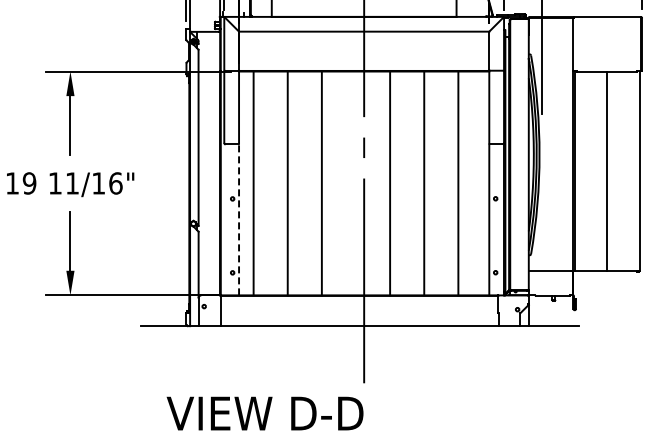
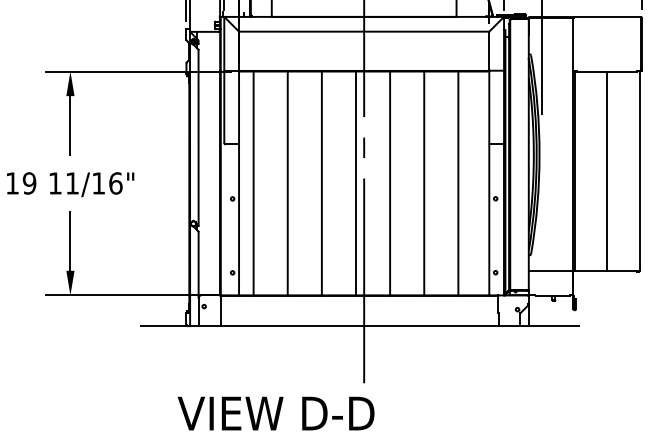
line: none -> present (355, 183)
line: dashed -> solid (239, 219)
text position: (264, 413) -> (275, 413) (275, 413)
